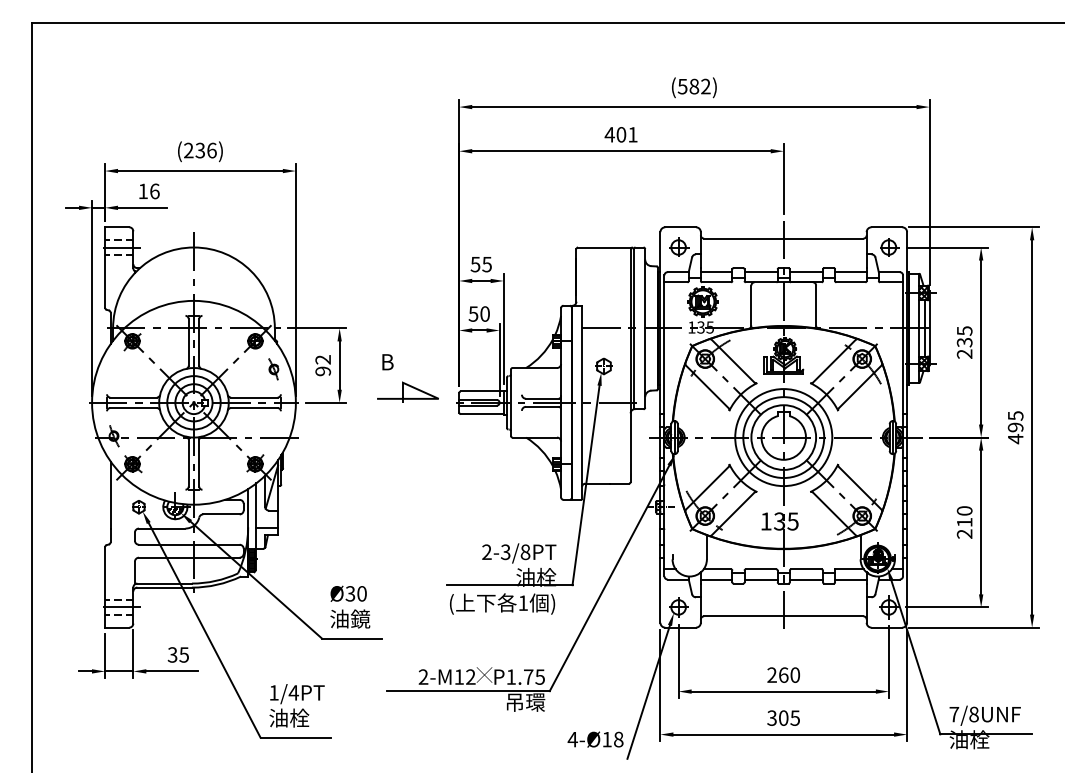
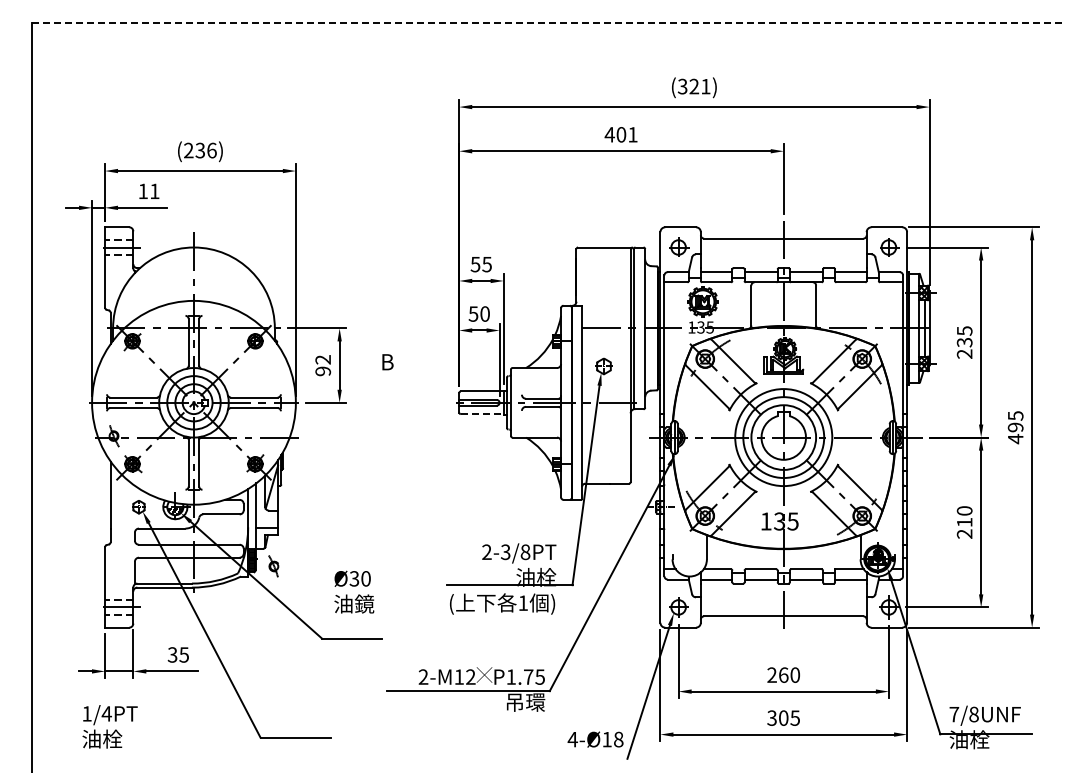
line: solid -> dashed (548, 23)
text: (582) -> (321) (694, 86)
text: 16 -> 11 (154, 191)
part position: (273, 369) -> (273, 566) (273, 566)
line: present -> none (403, 391)
line: solid -> dashed (482, 414)
text position: (350, 606) -> (354, 591) (354, 591)
text position: (296, 705) -> (109, 726) (109, 726)
